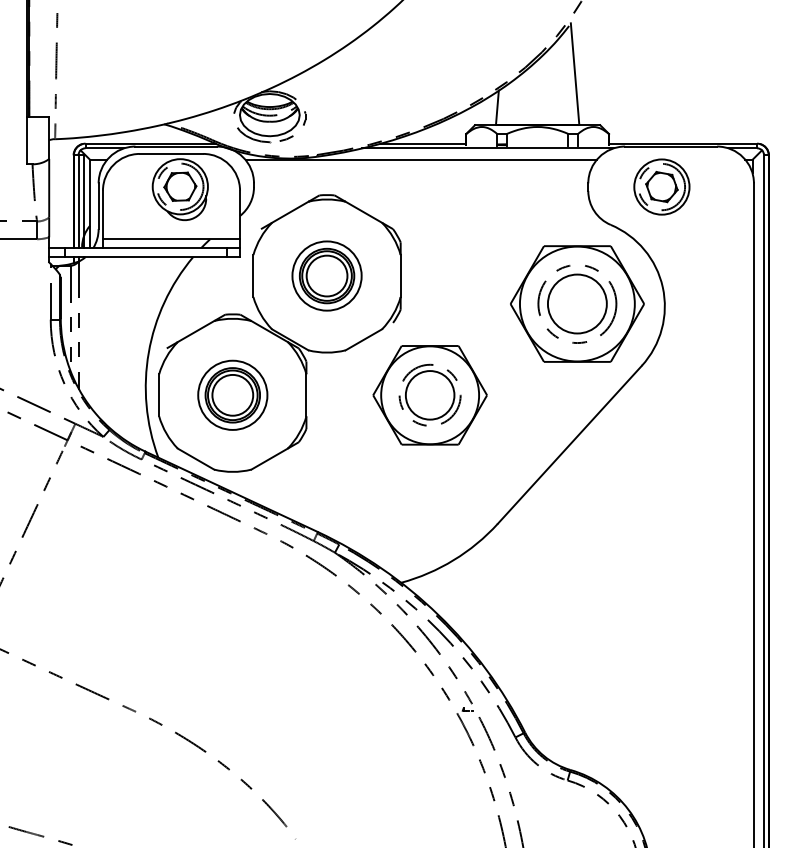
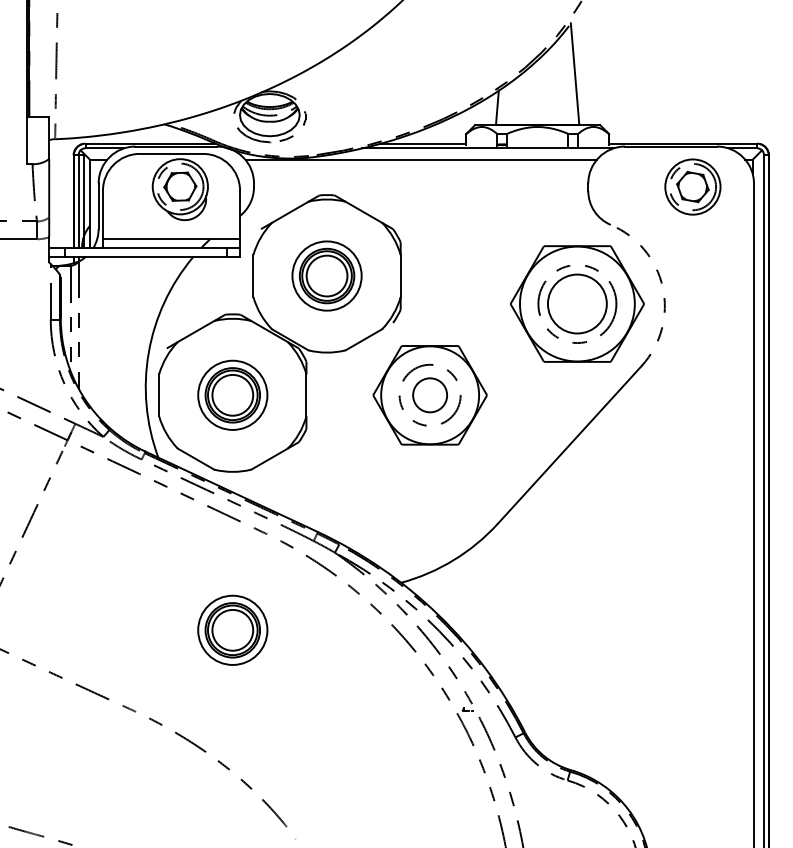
part position: (661, 186) -> (692, 186) (692, 186)
arc: solid -> dashed (662, 287)
circle diameter: 49 px -> 34 px (430, 395)
part: none -> present (232, 629)
